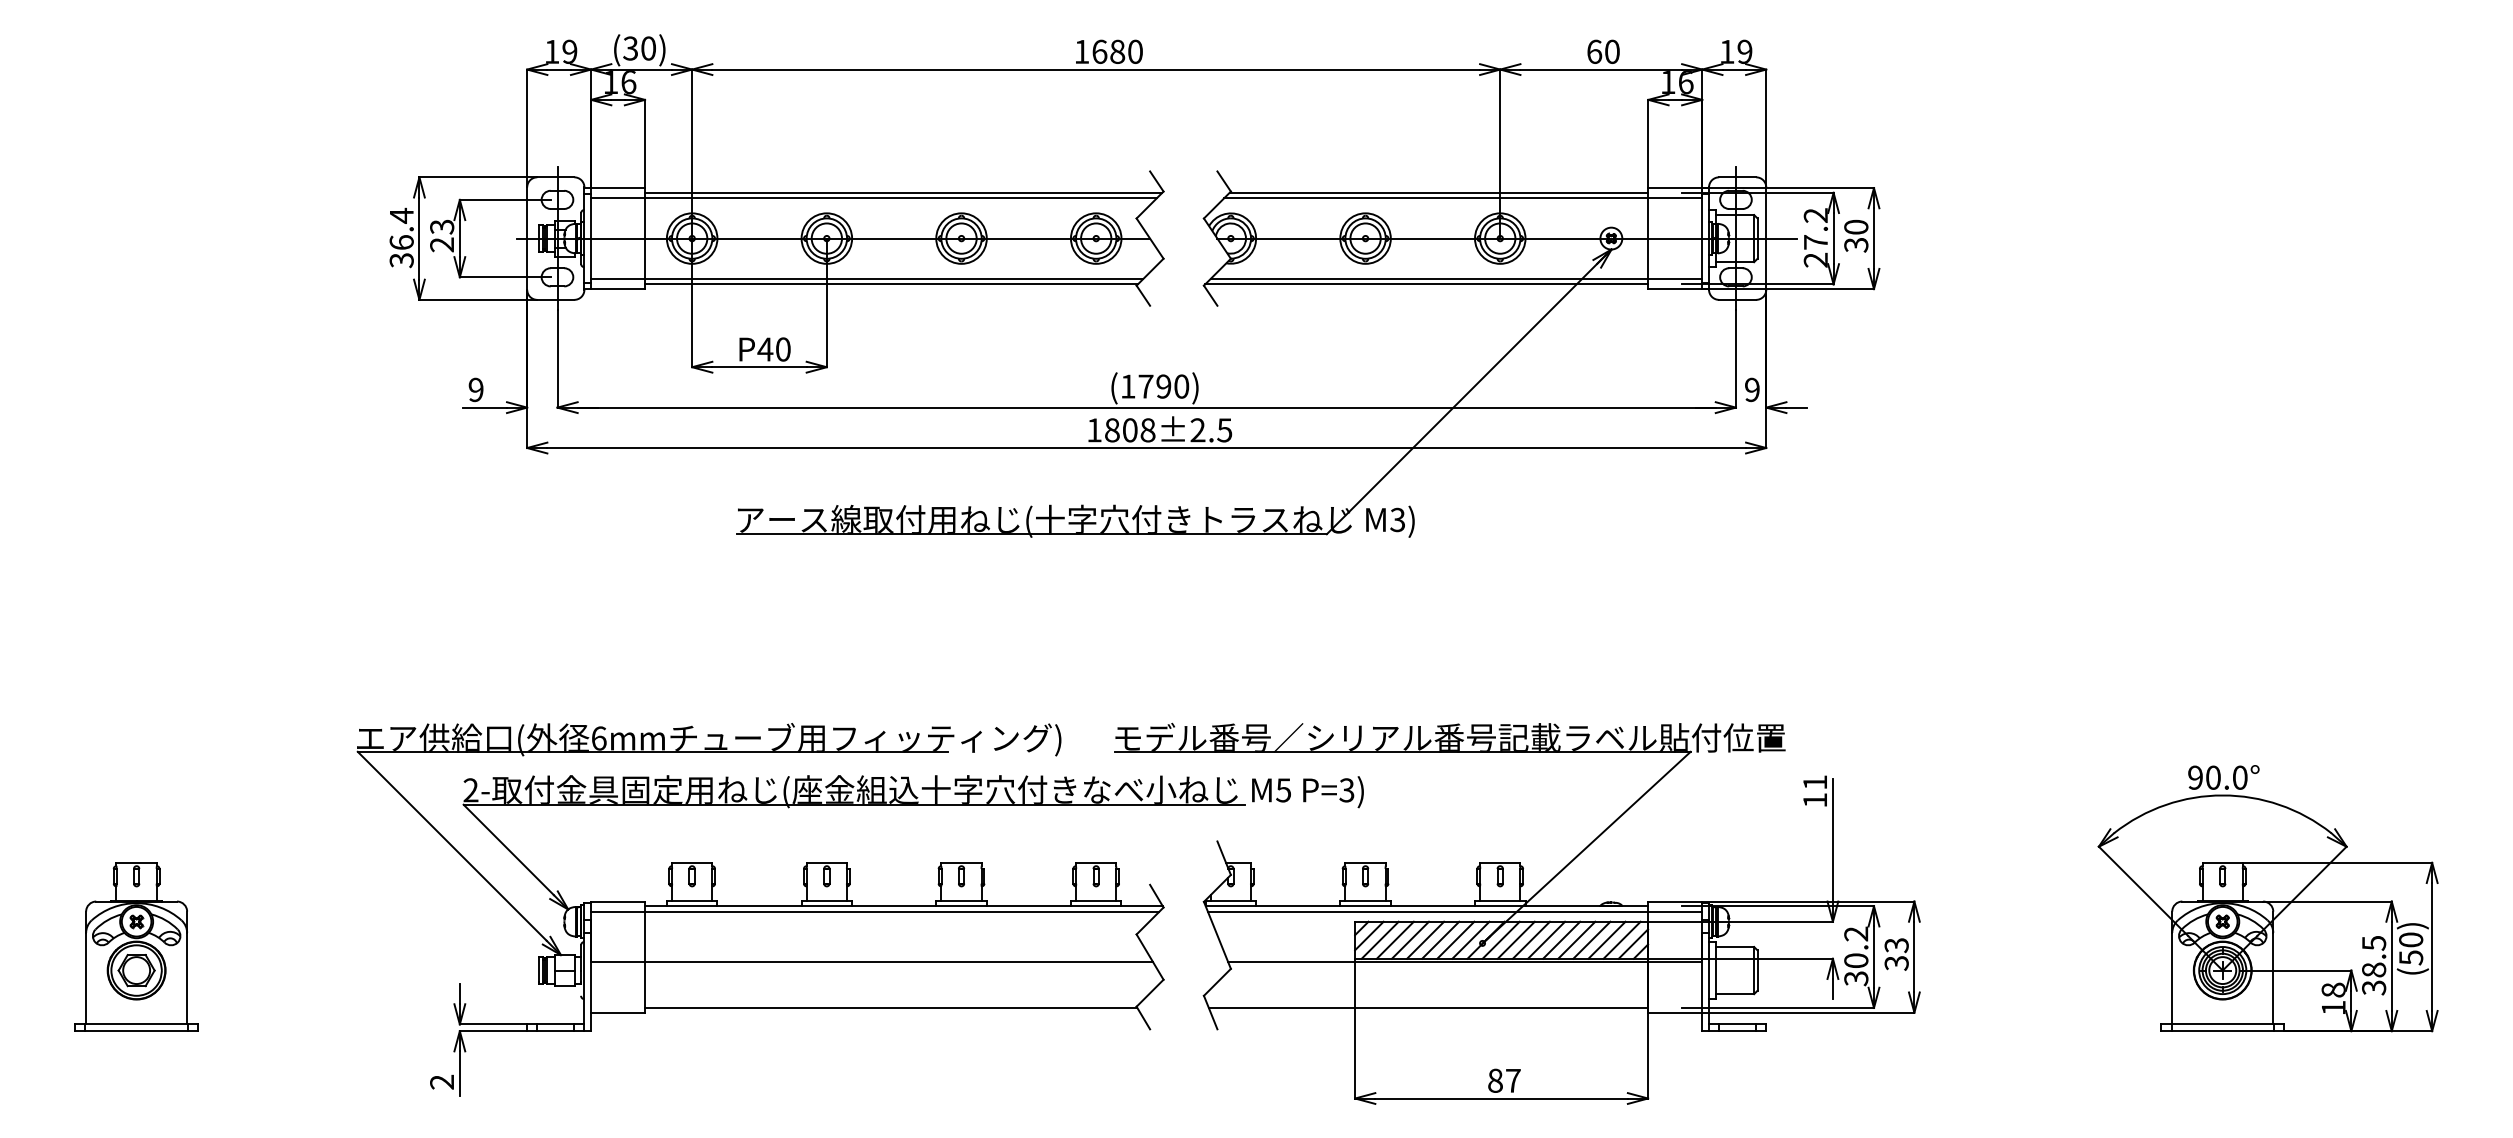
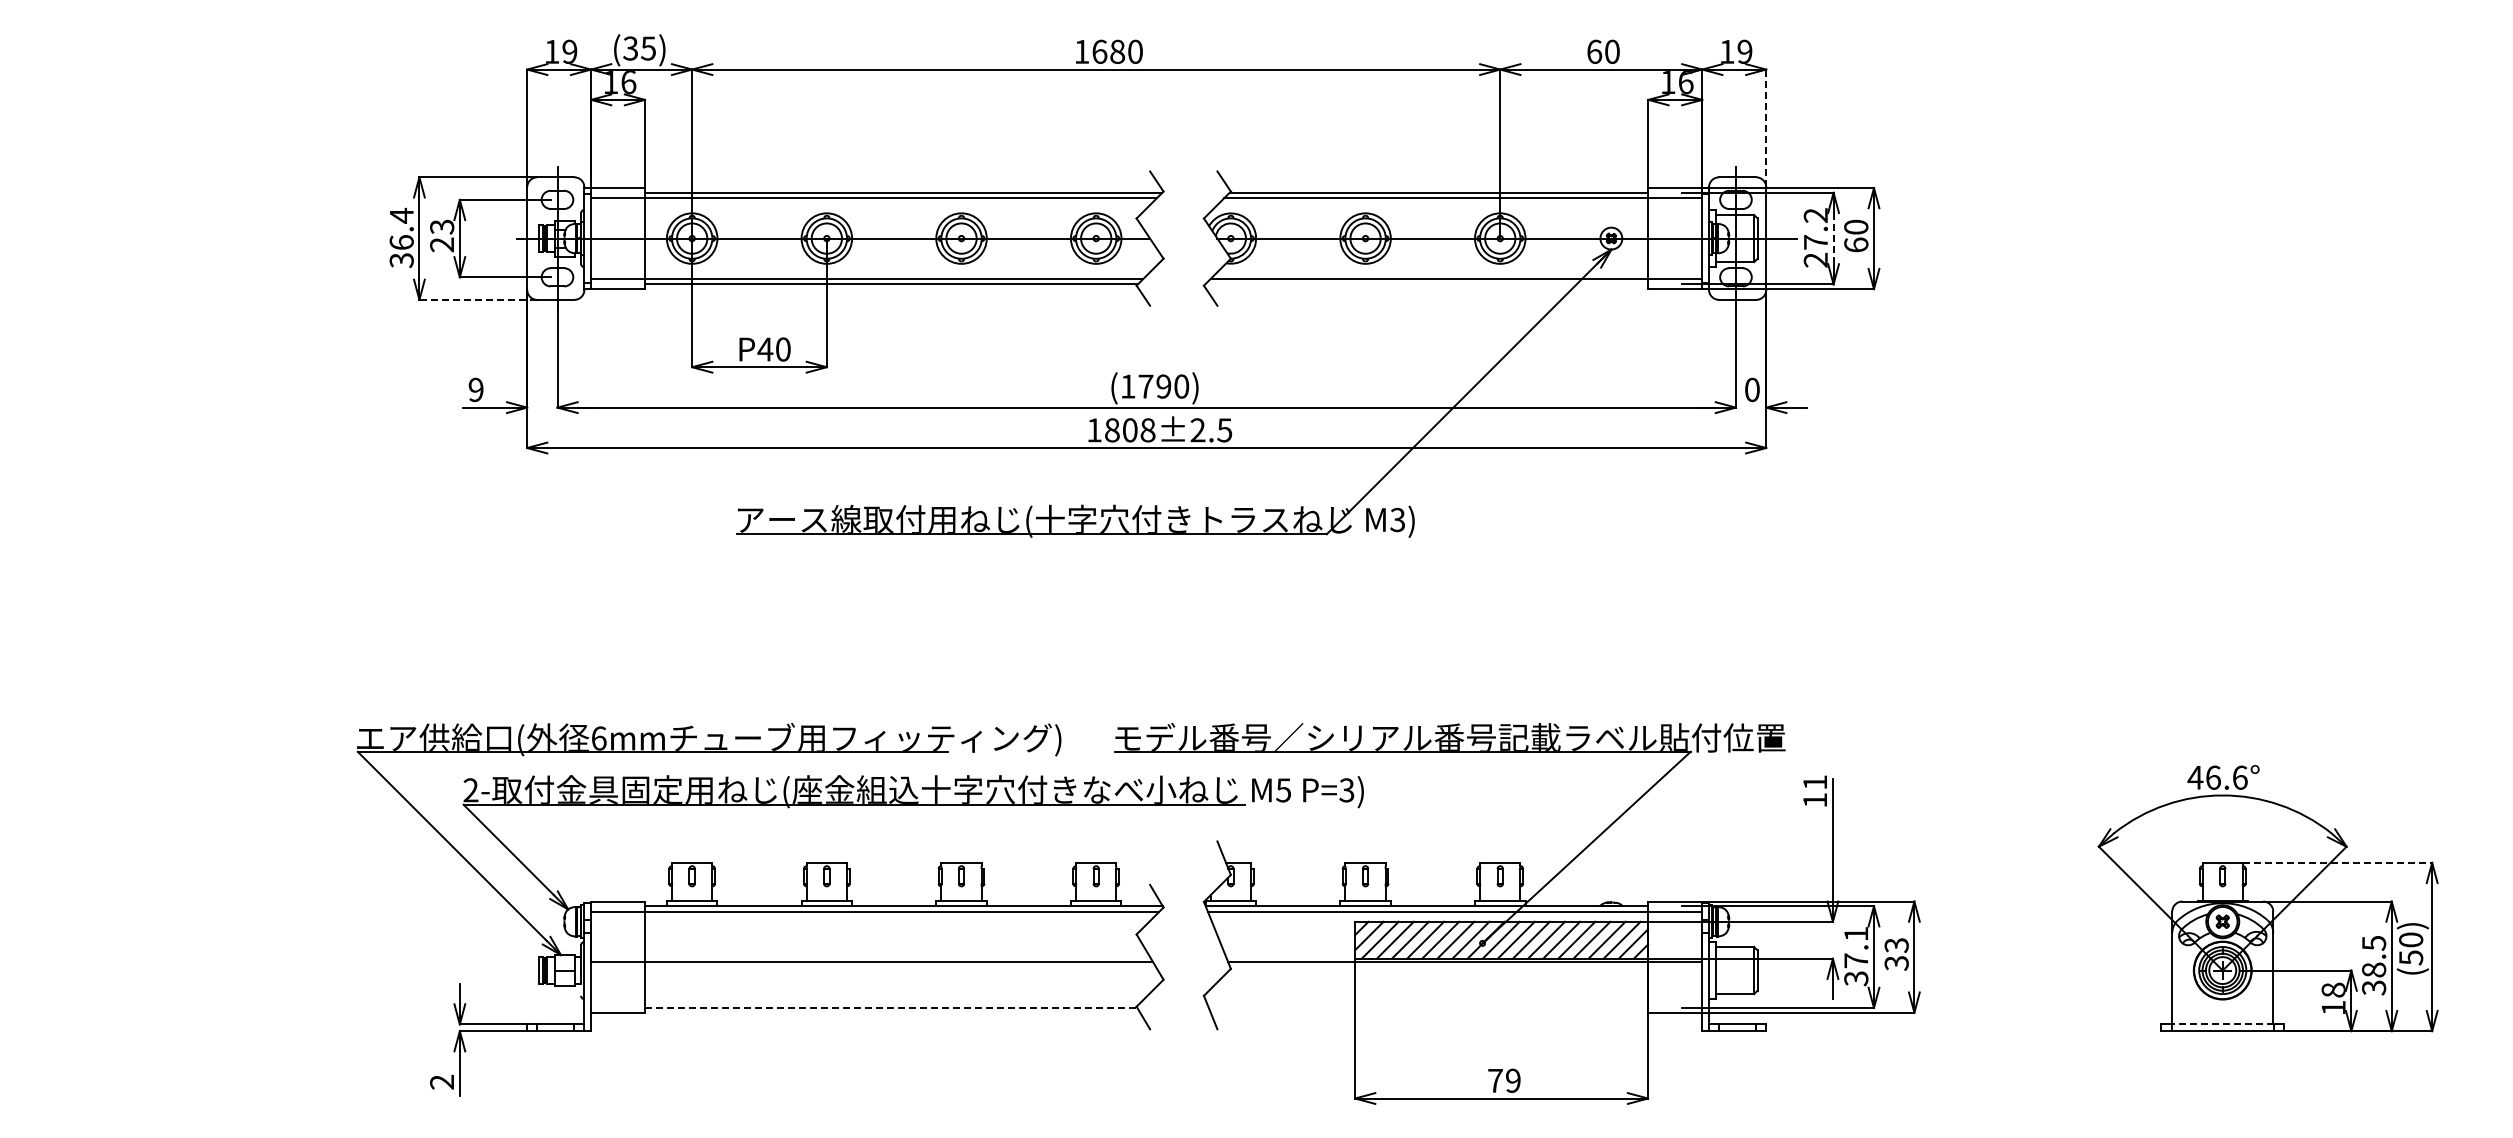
text: (30) -> (35) (647, 48)
line: solid -> dashed (1766, 128)
line: solid -> dashed (1833, 238)
text: 30 -> 60 (1856, 244)
line: present -> none (1426, 284)
line: solid -> dashed (478, 299)
text: 9 -> 0 (1752, 389)
text: 90.0° -> 46.6° (2217, 777)
line: solid -> dashed (2337, 862)
part: present -> none (136, 946)
text: 30.2 -> 37.1 (1856, 947)
line: solid -> dashed (891, 1007)
line: present -> none (1428, 1007)
line: solid -> dashed (2222, 1024)
text: 87 -> 79 (1504, 1080)
